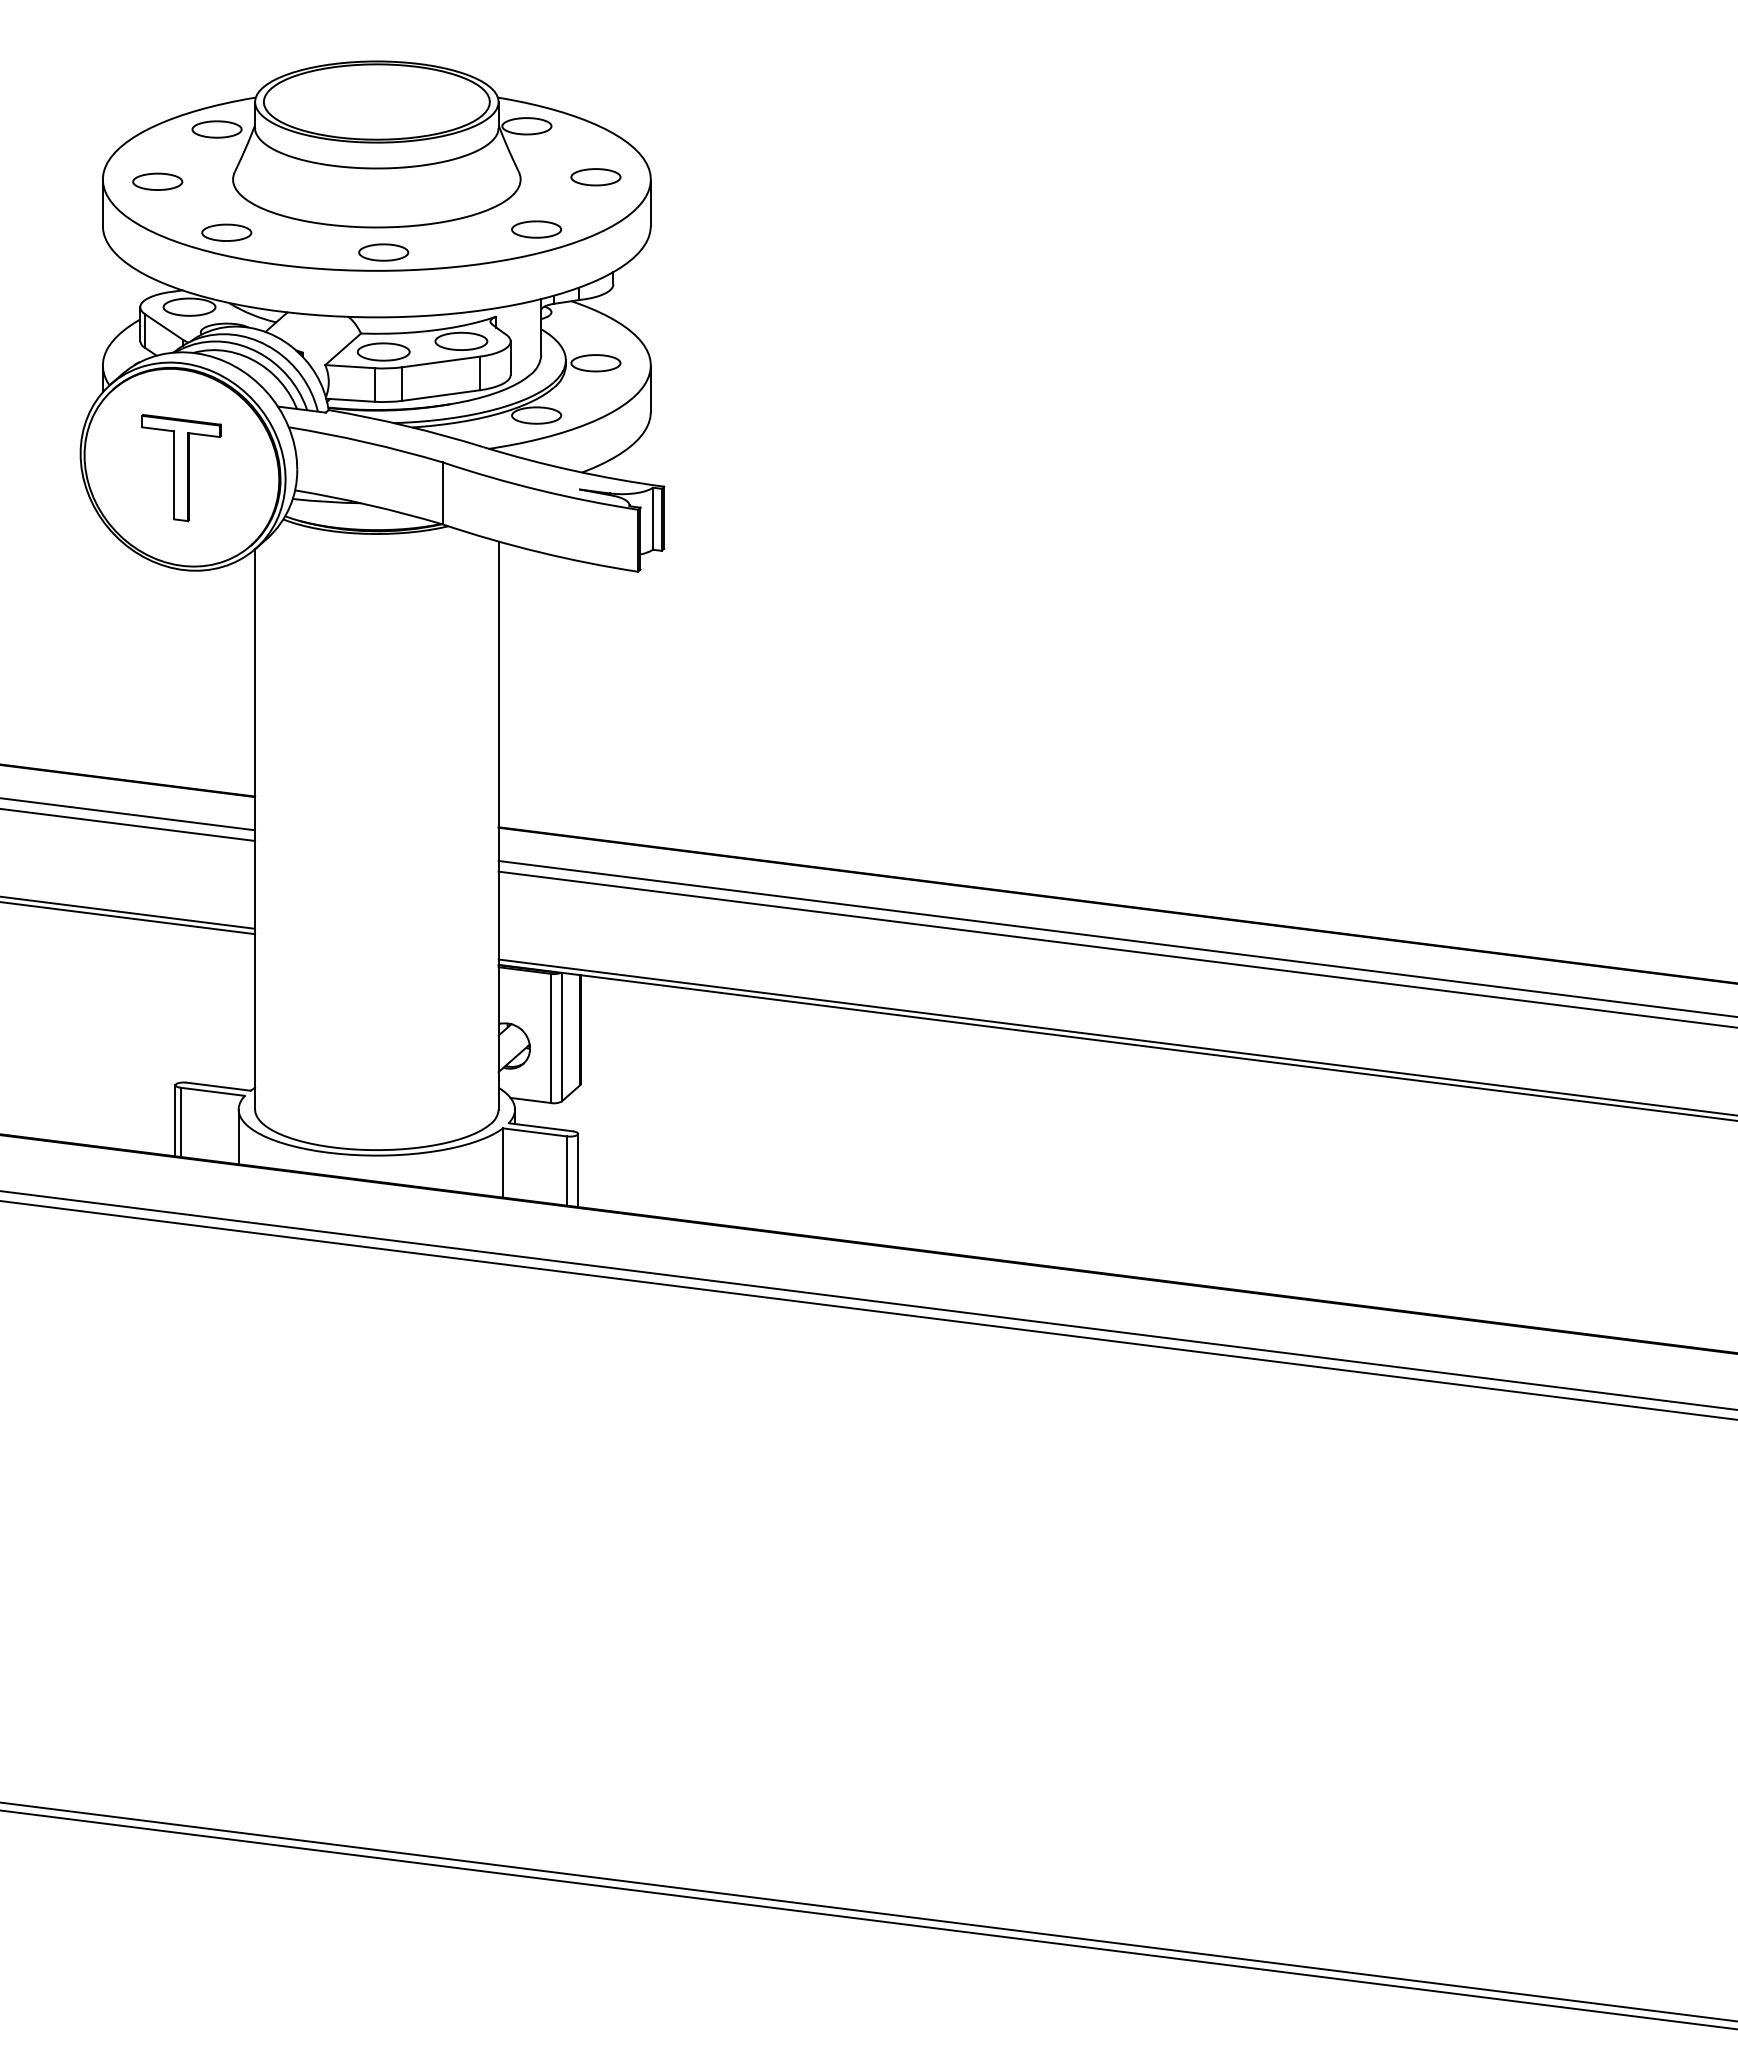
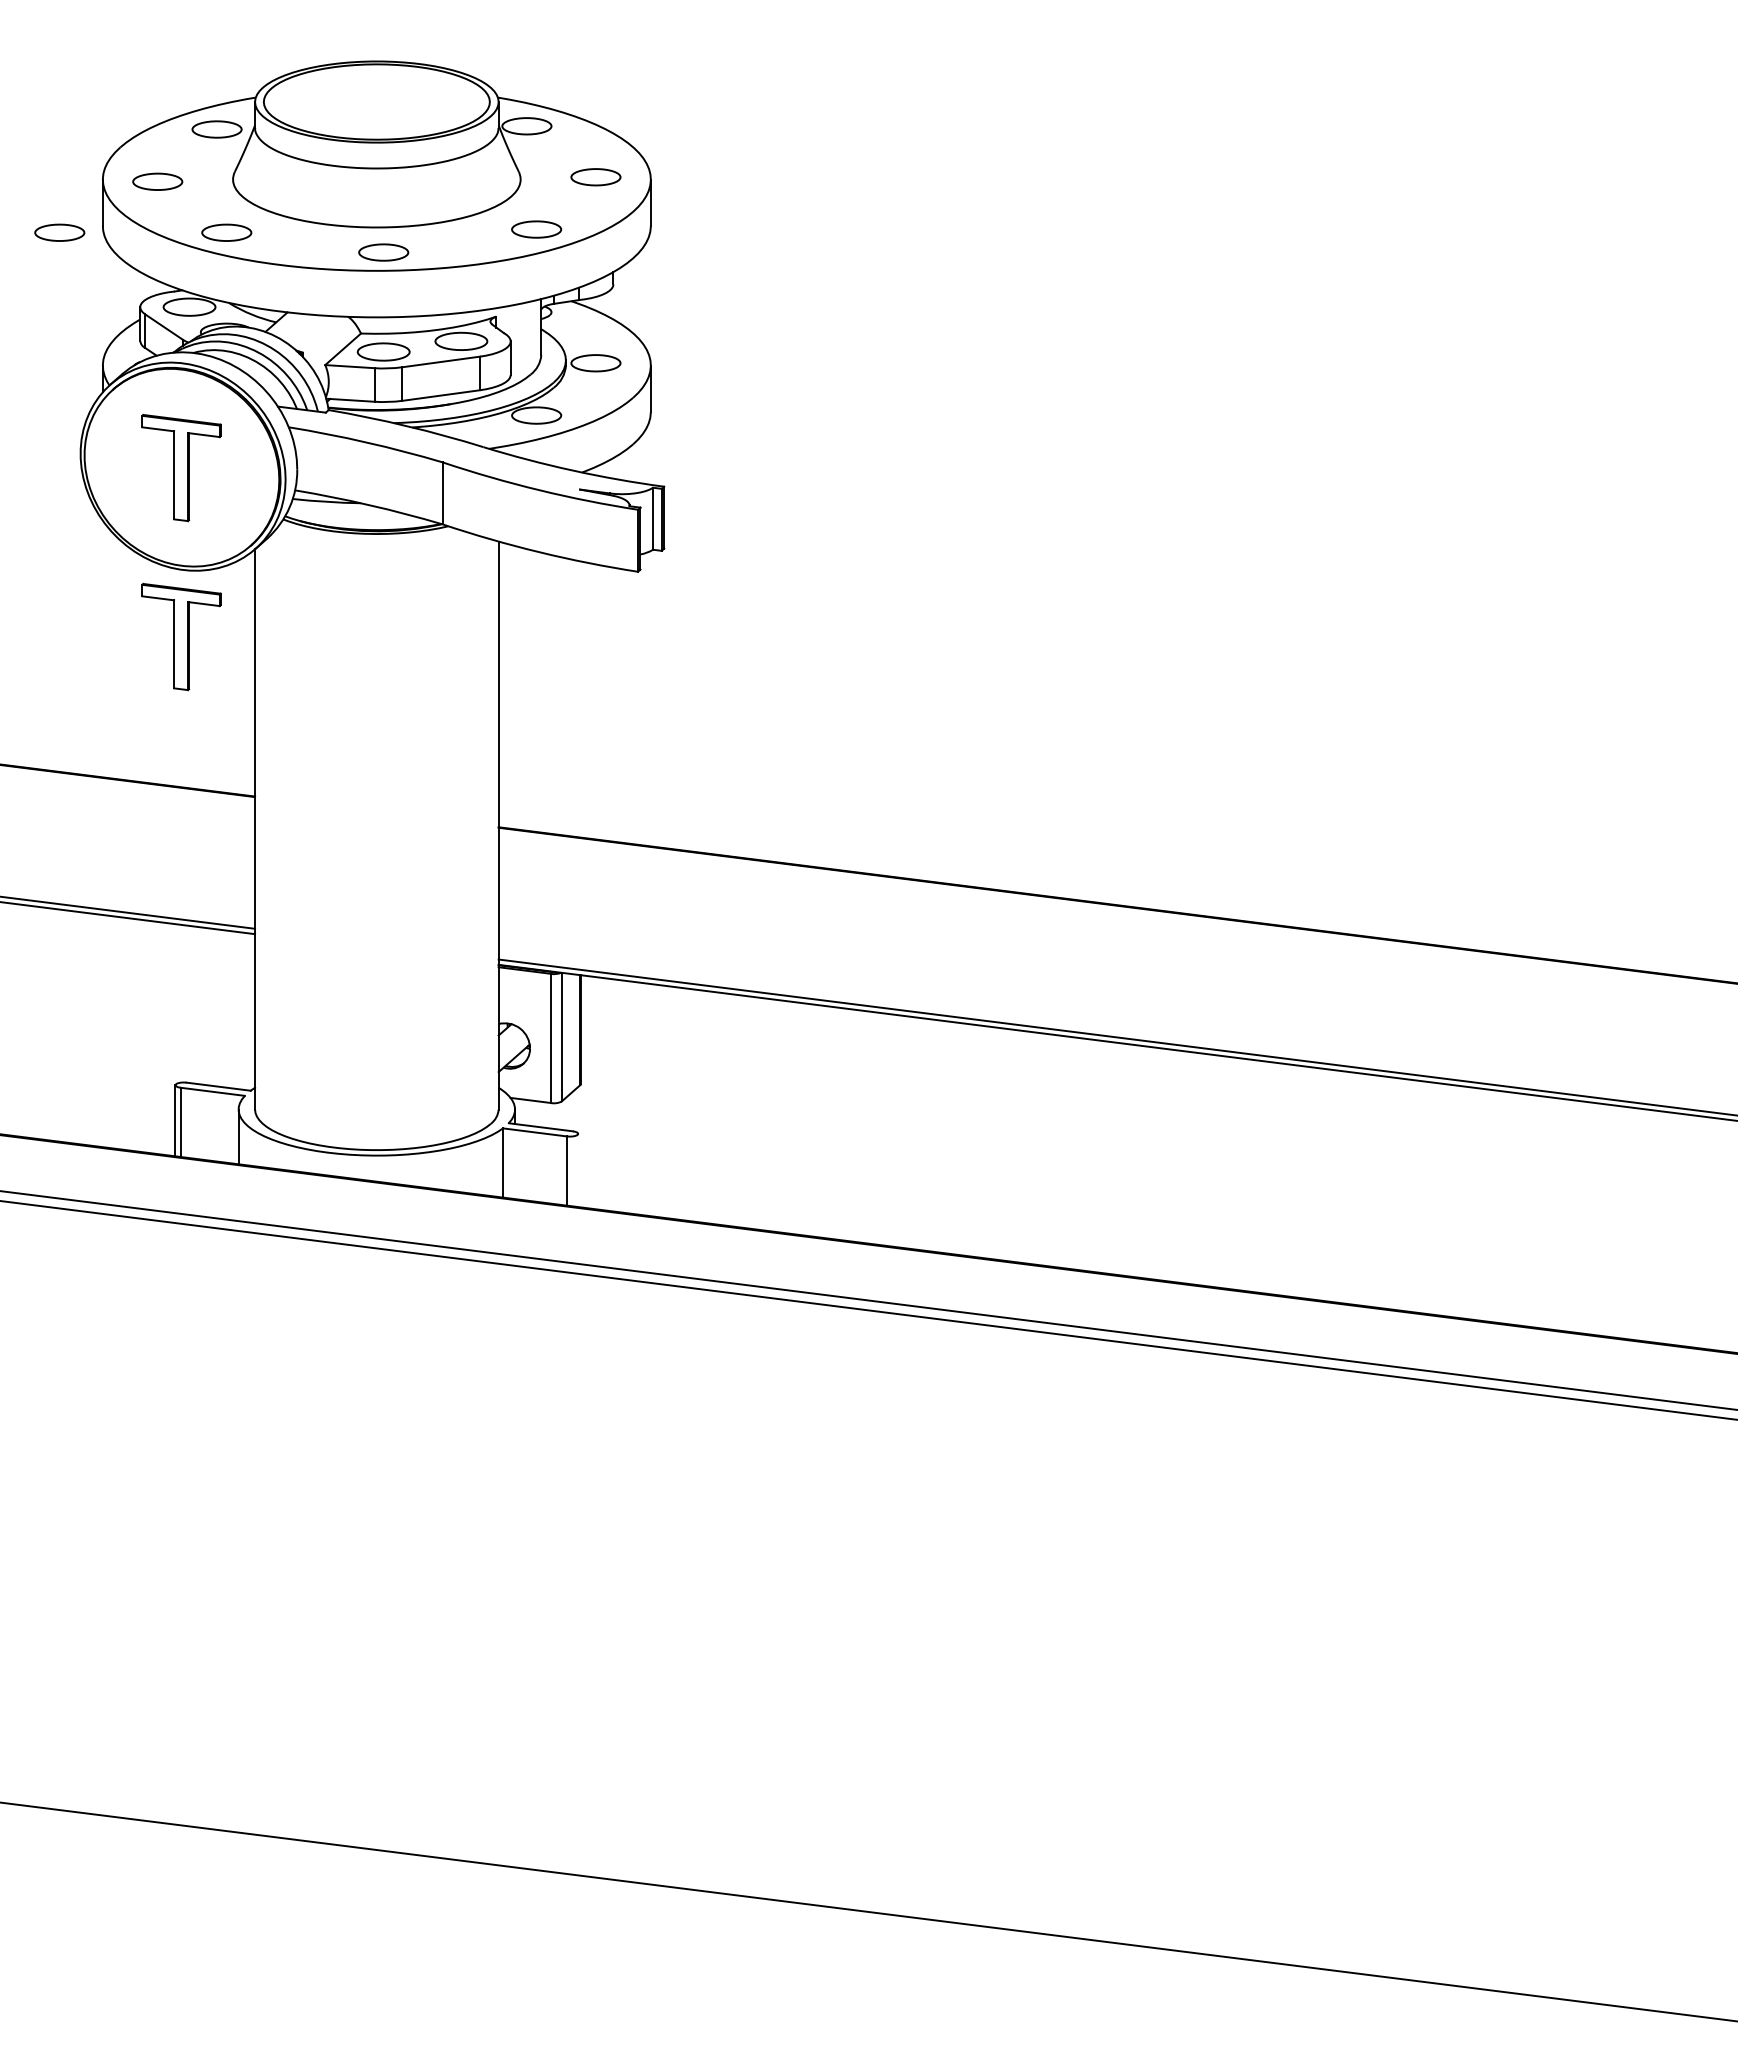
part: none -> present (59, 232)
part: none -> present (181, 636)
line: present -> none (128, 814)
line: present -> none (128, 824)
line: present -> none (1116, 938)
line: present -> none (1116, 949)
line: present -> none (578, 1170)
line: present -> none (868, 1919)
